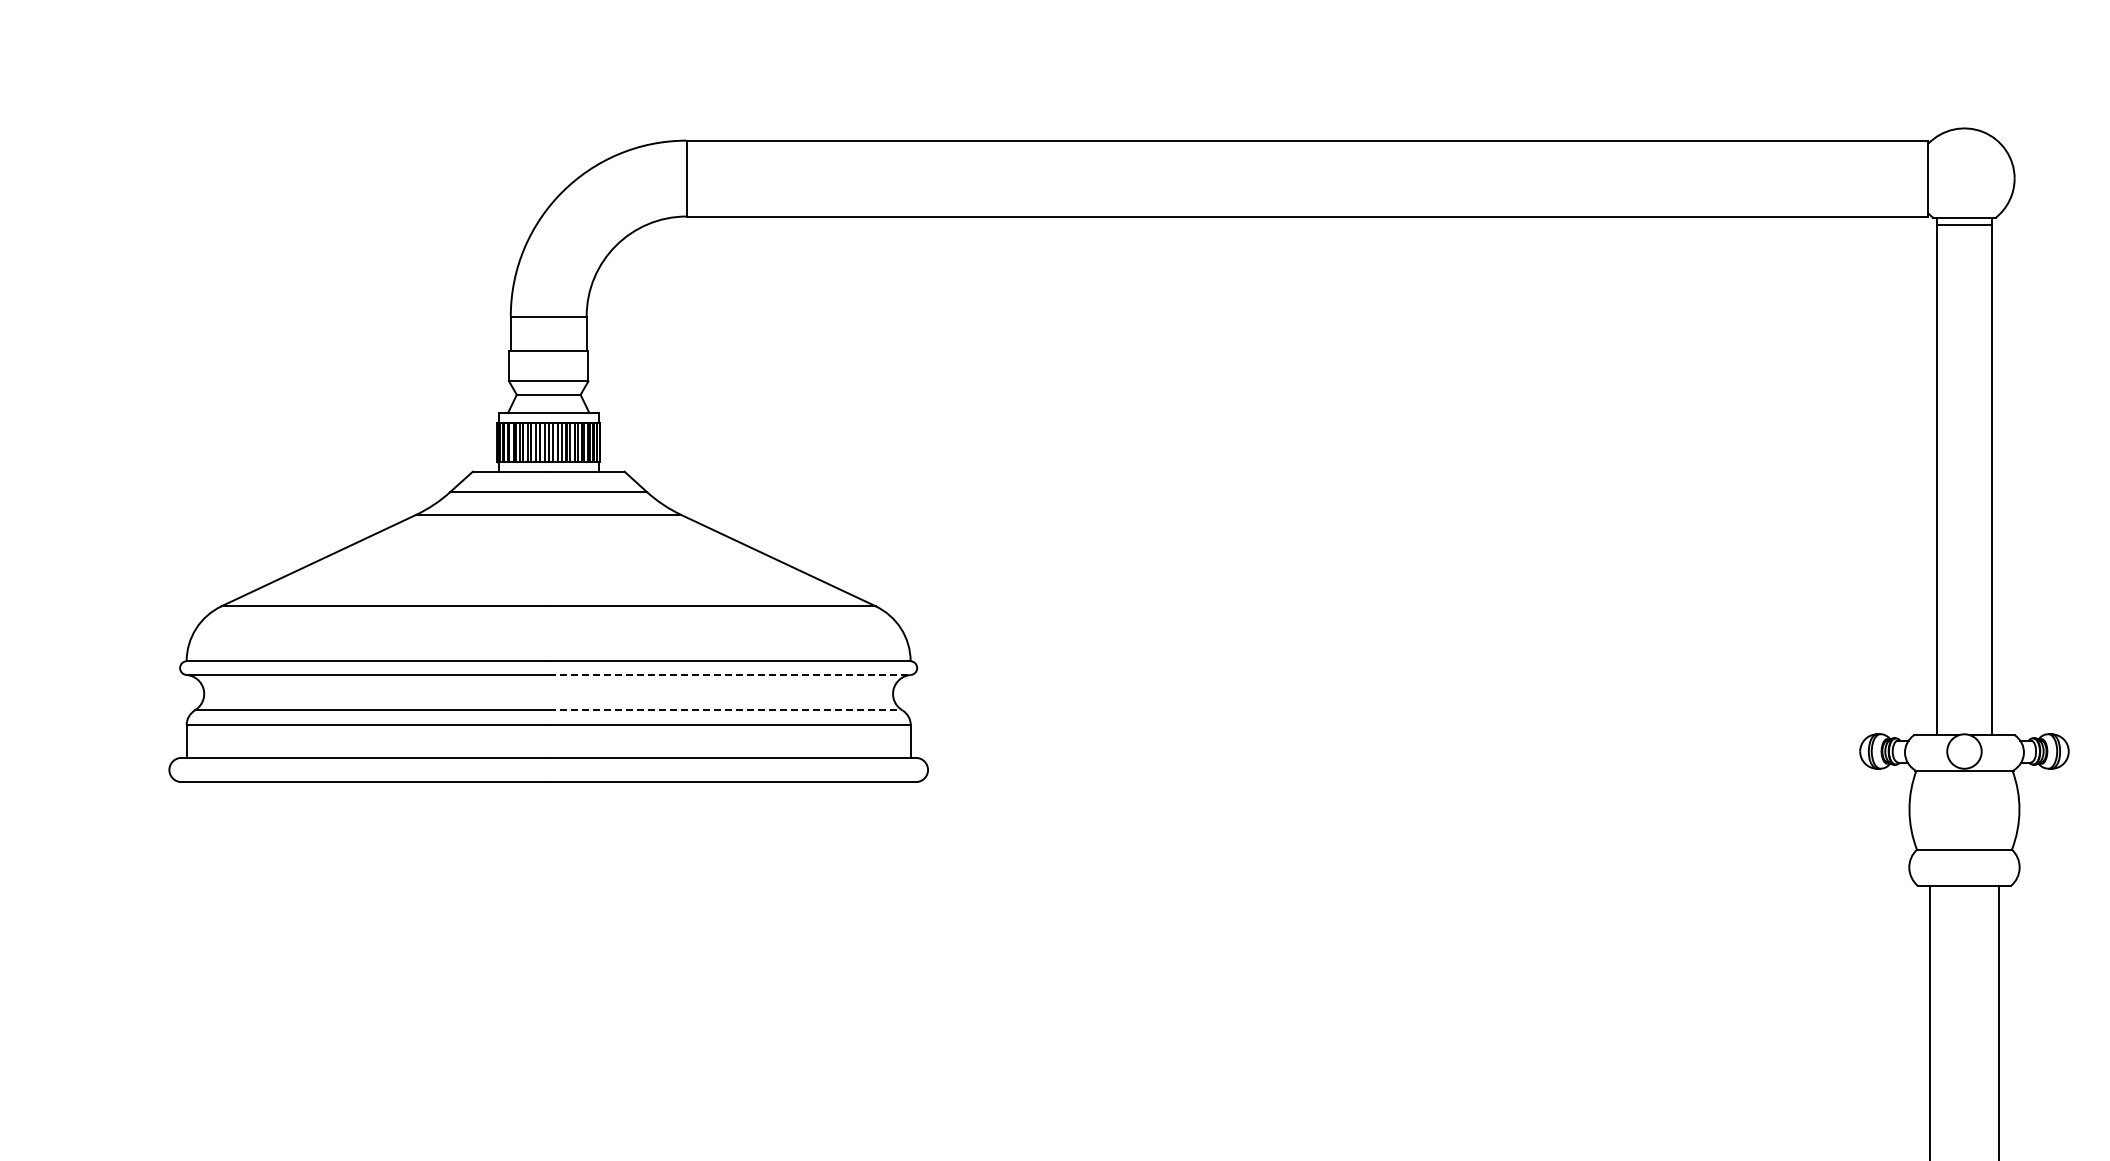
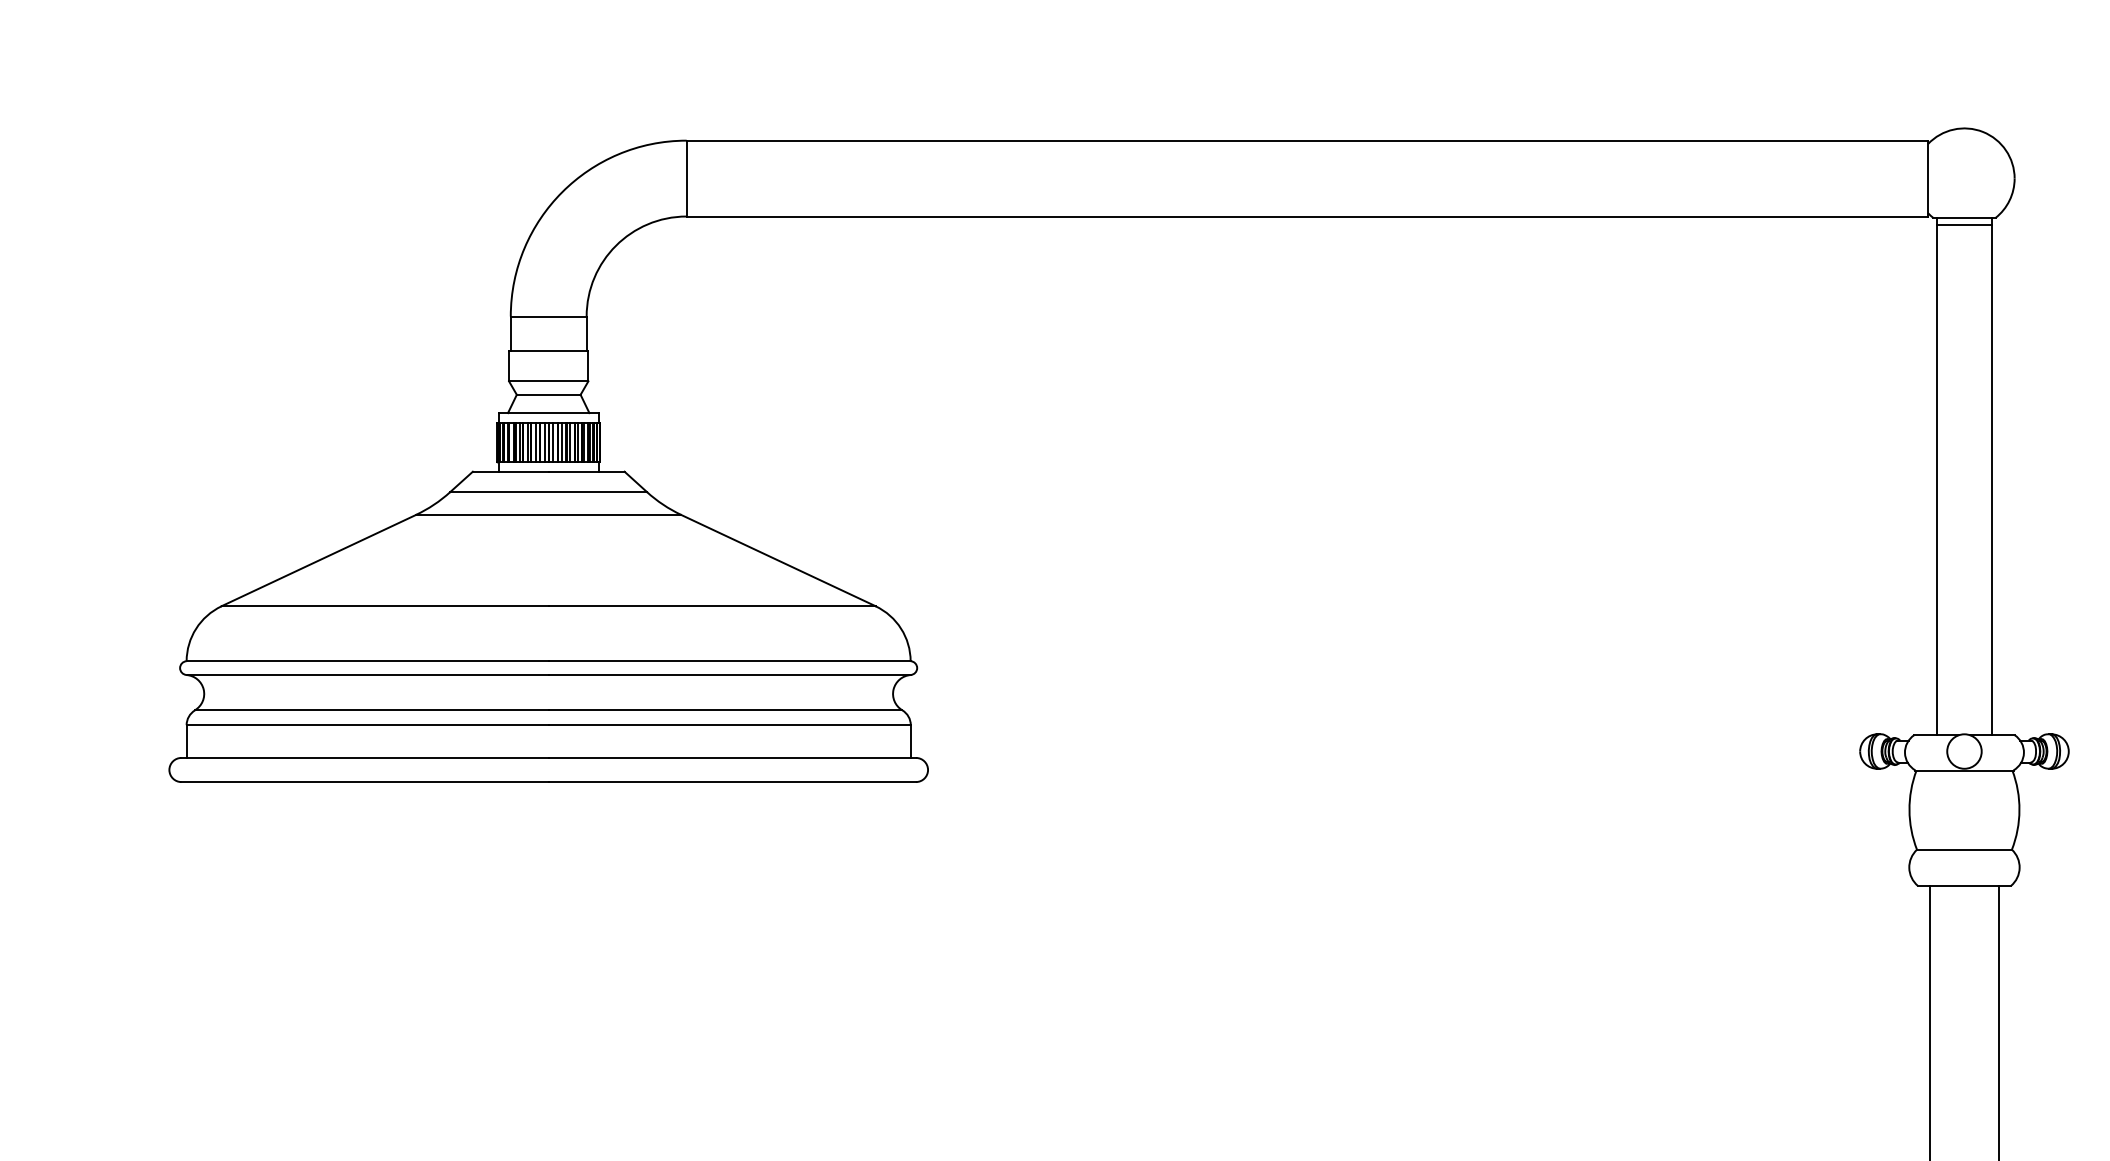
line: dashed -> solid (730, 675)
line: dashed -> solid (725, 710)
